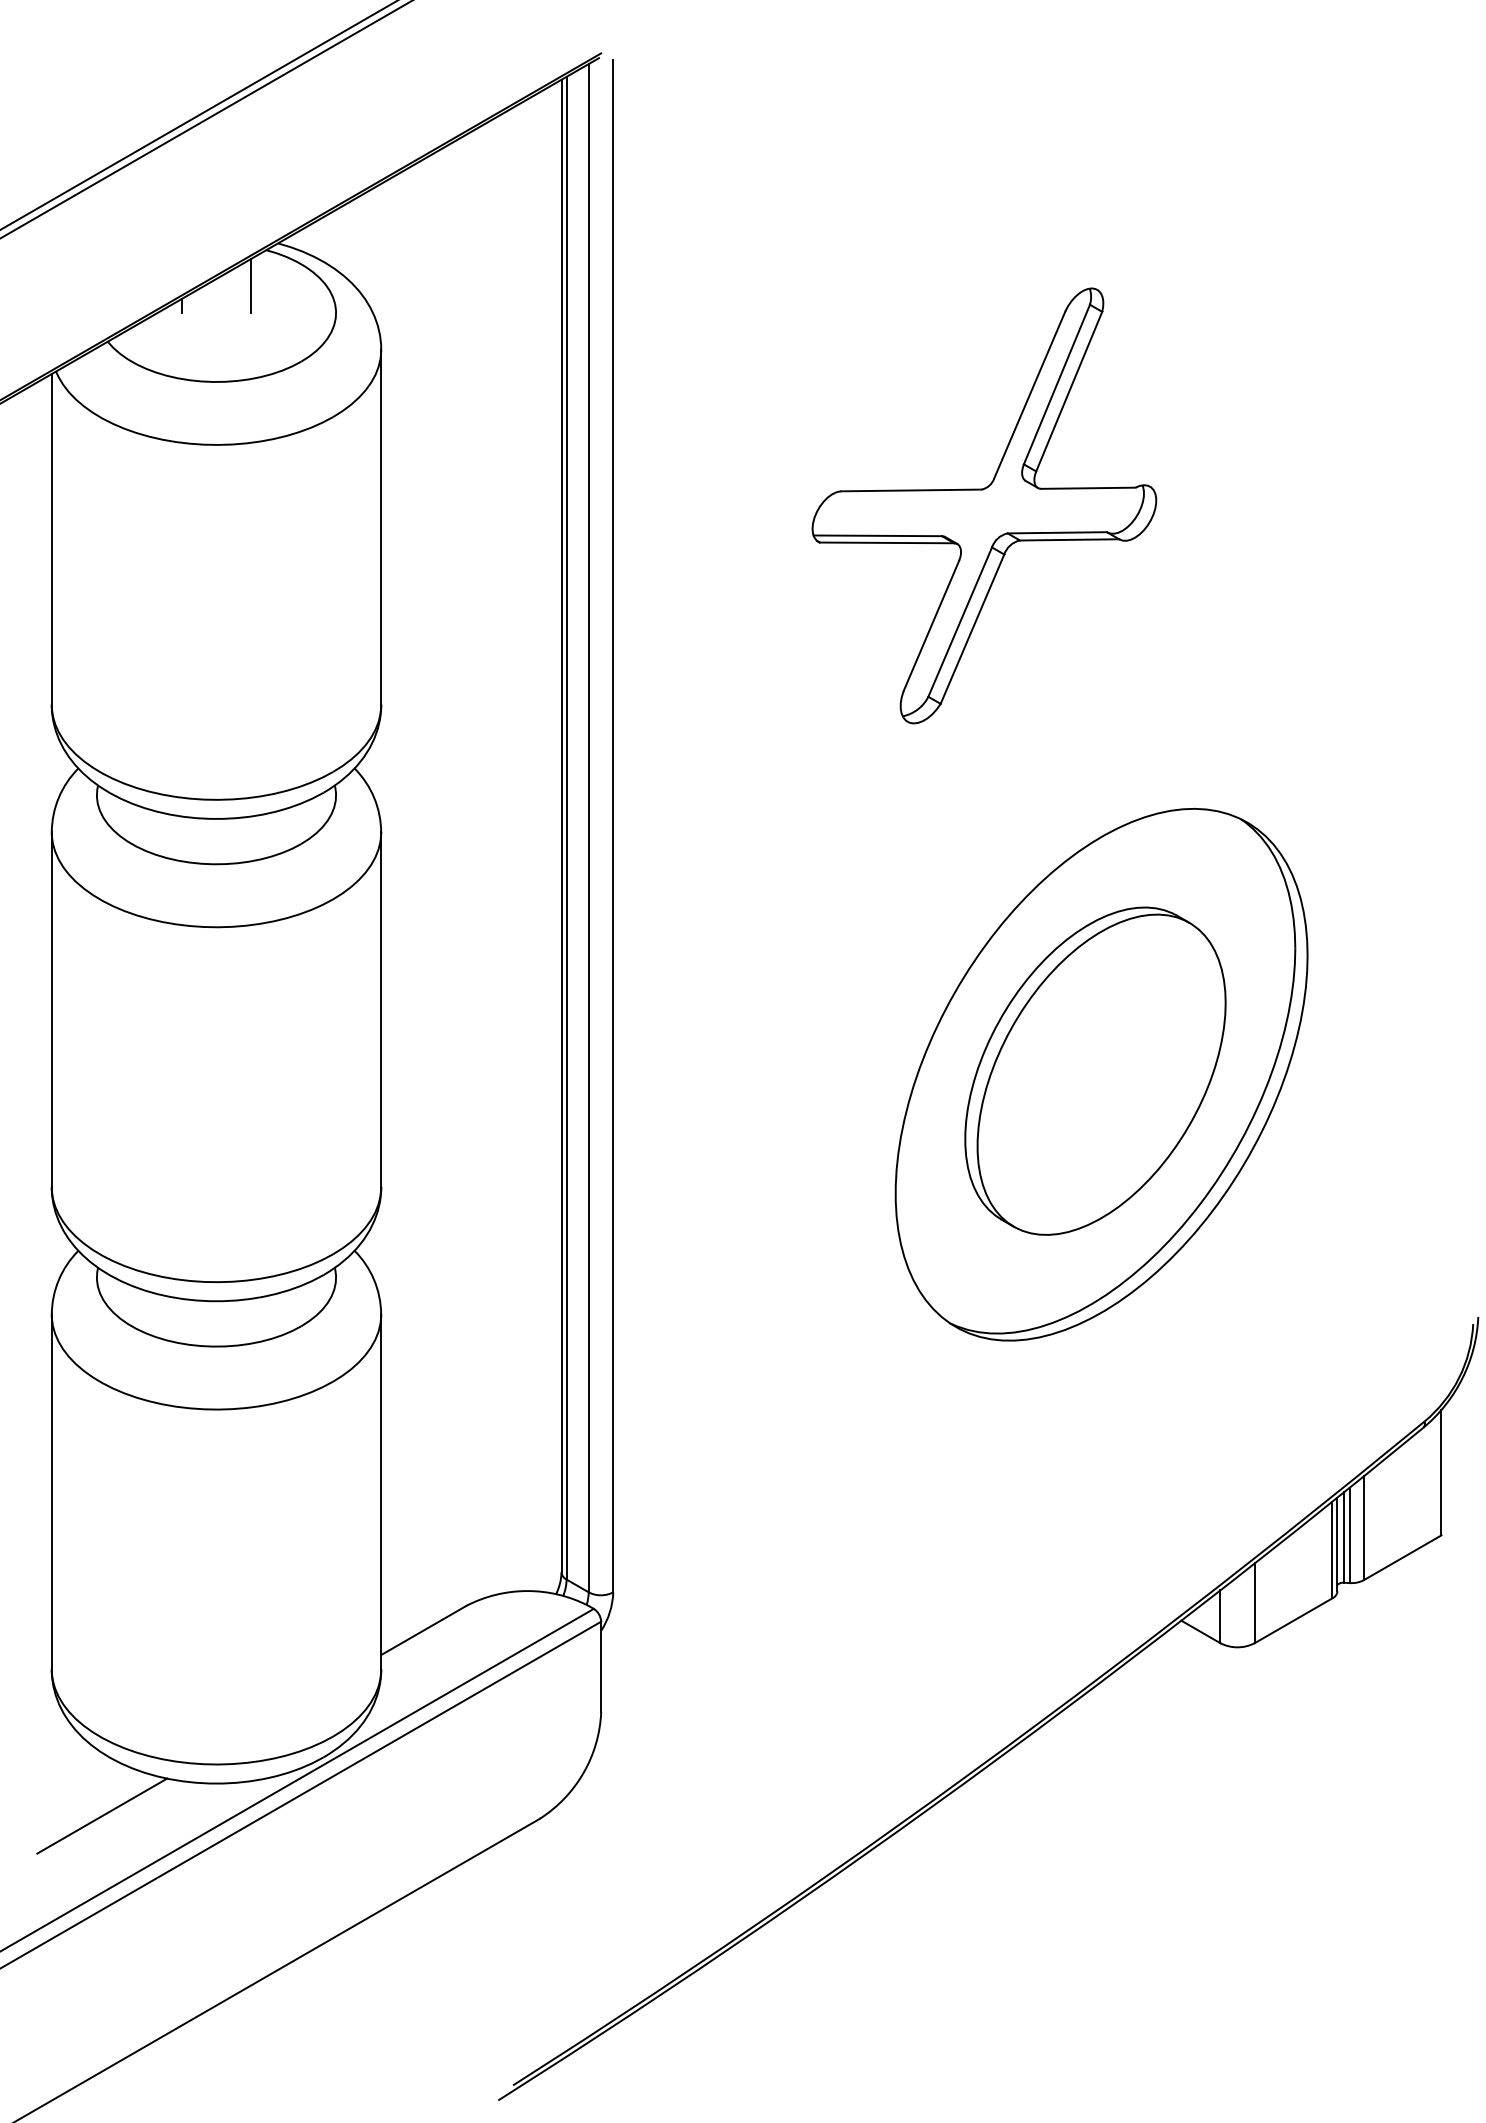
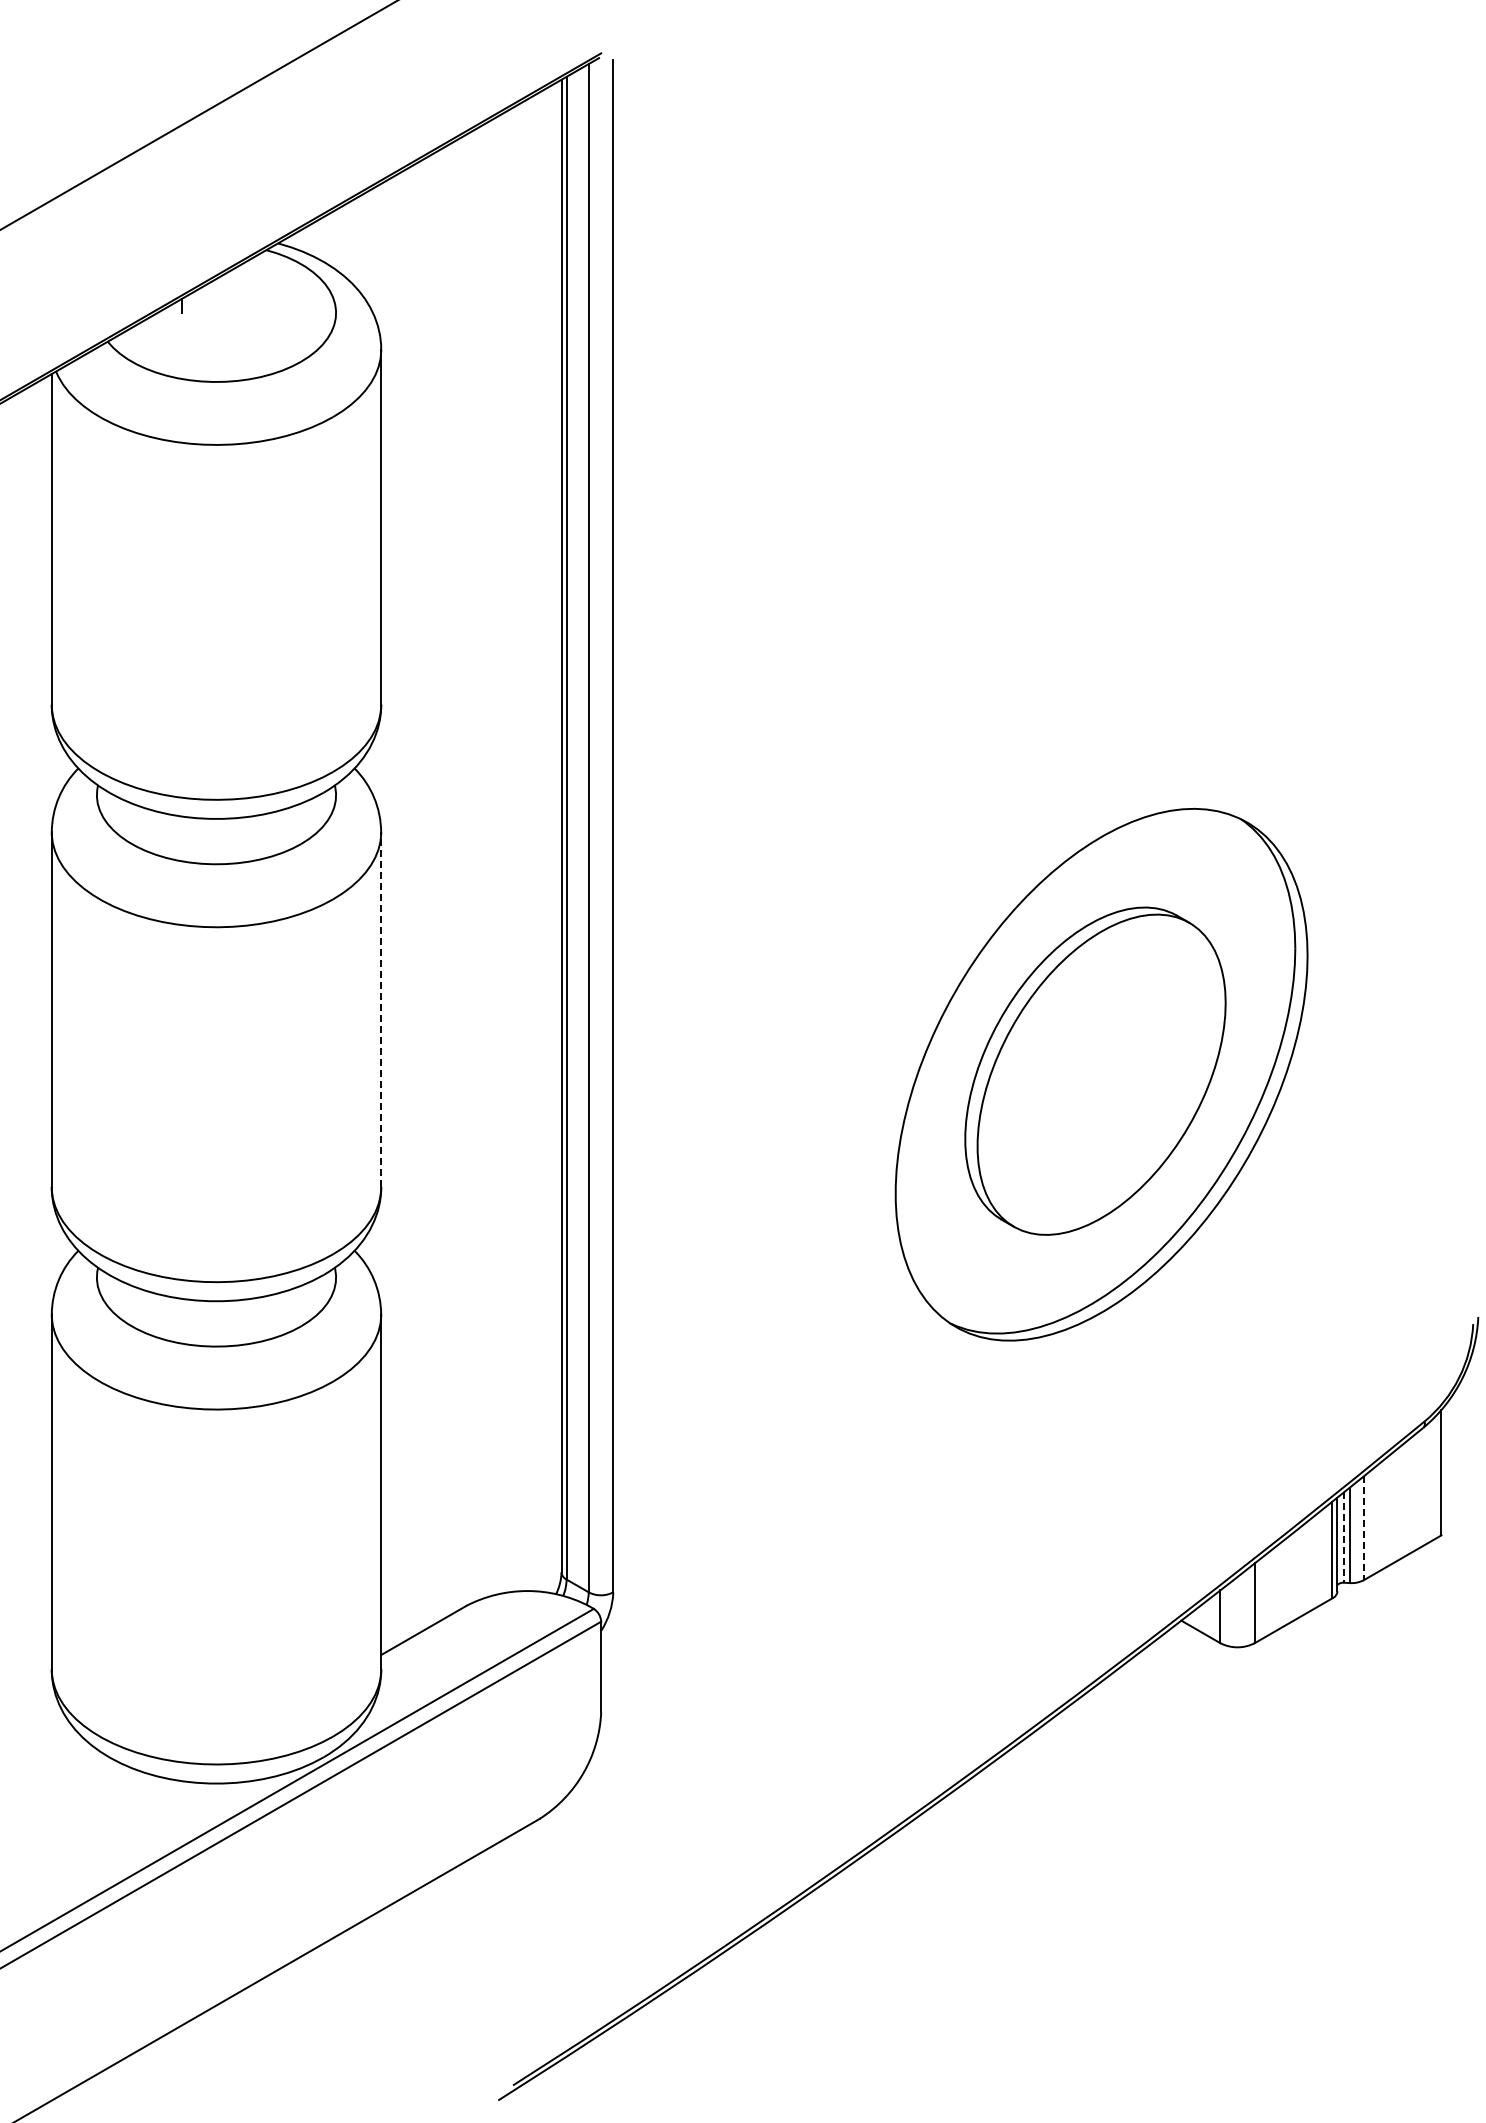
line: present -> none (205, 119)
line: present -> none (251, 285)
part: present -> none (984, 505)
line: solid -> dashed (381, 1009)
line: solid -> dashed (1363, 1528)
line: solid -> dashed (1344, 1537)
line: present -> none (102, 1815)
